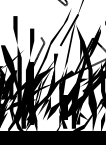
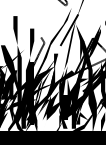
fill: none -> present (69, 99)
fill: none -> present (52, 105)
